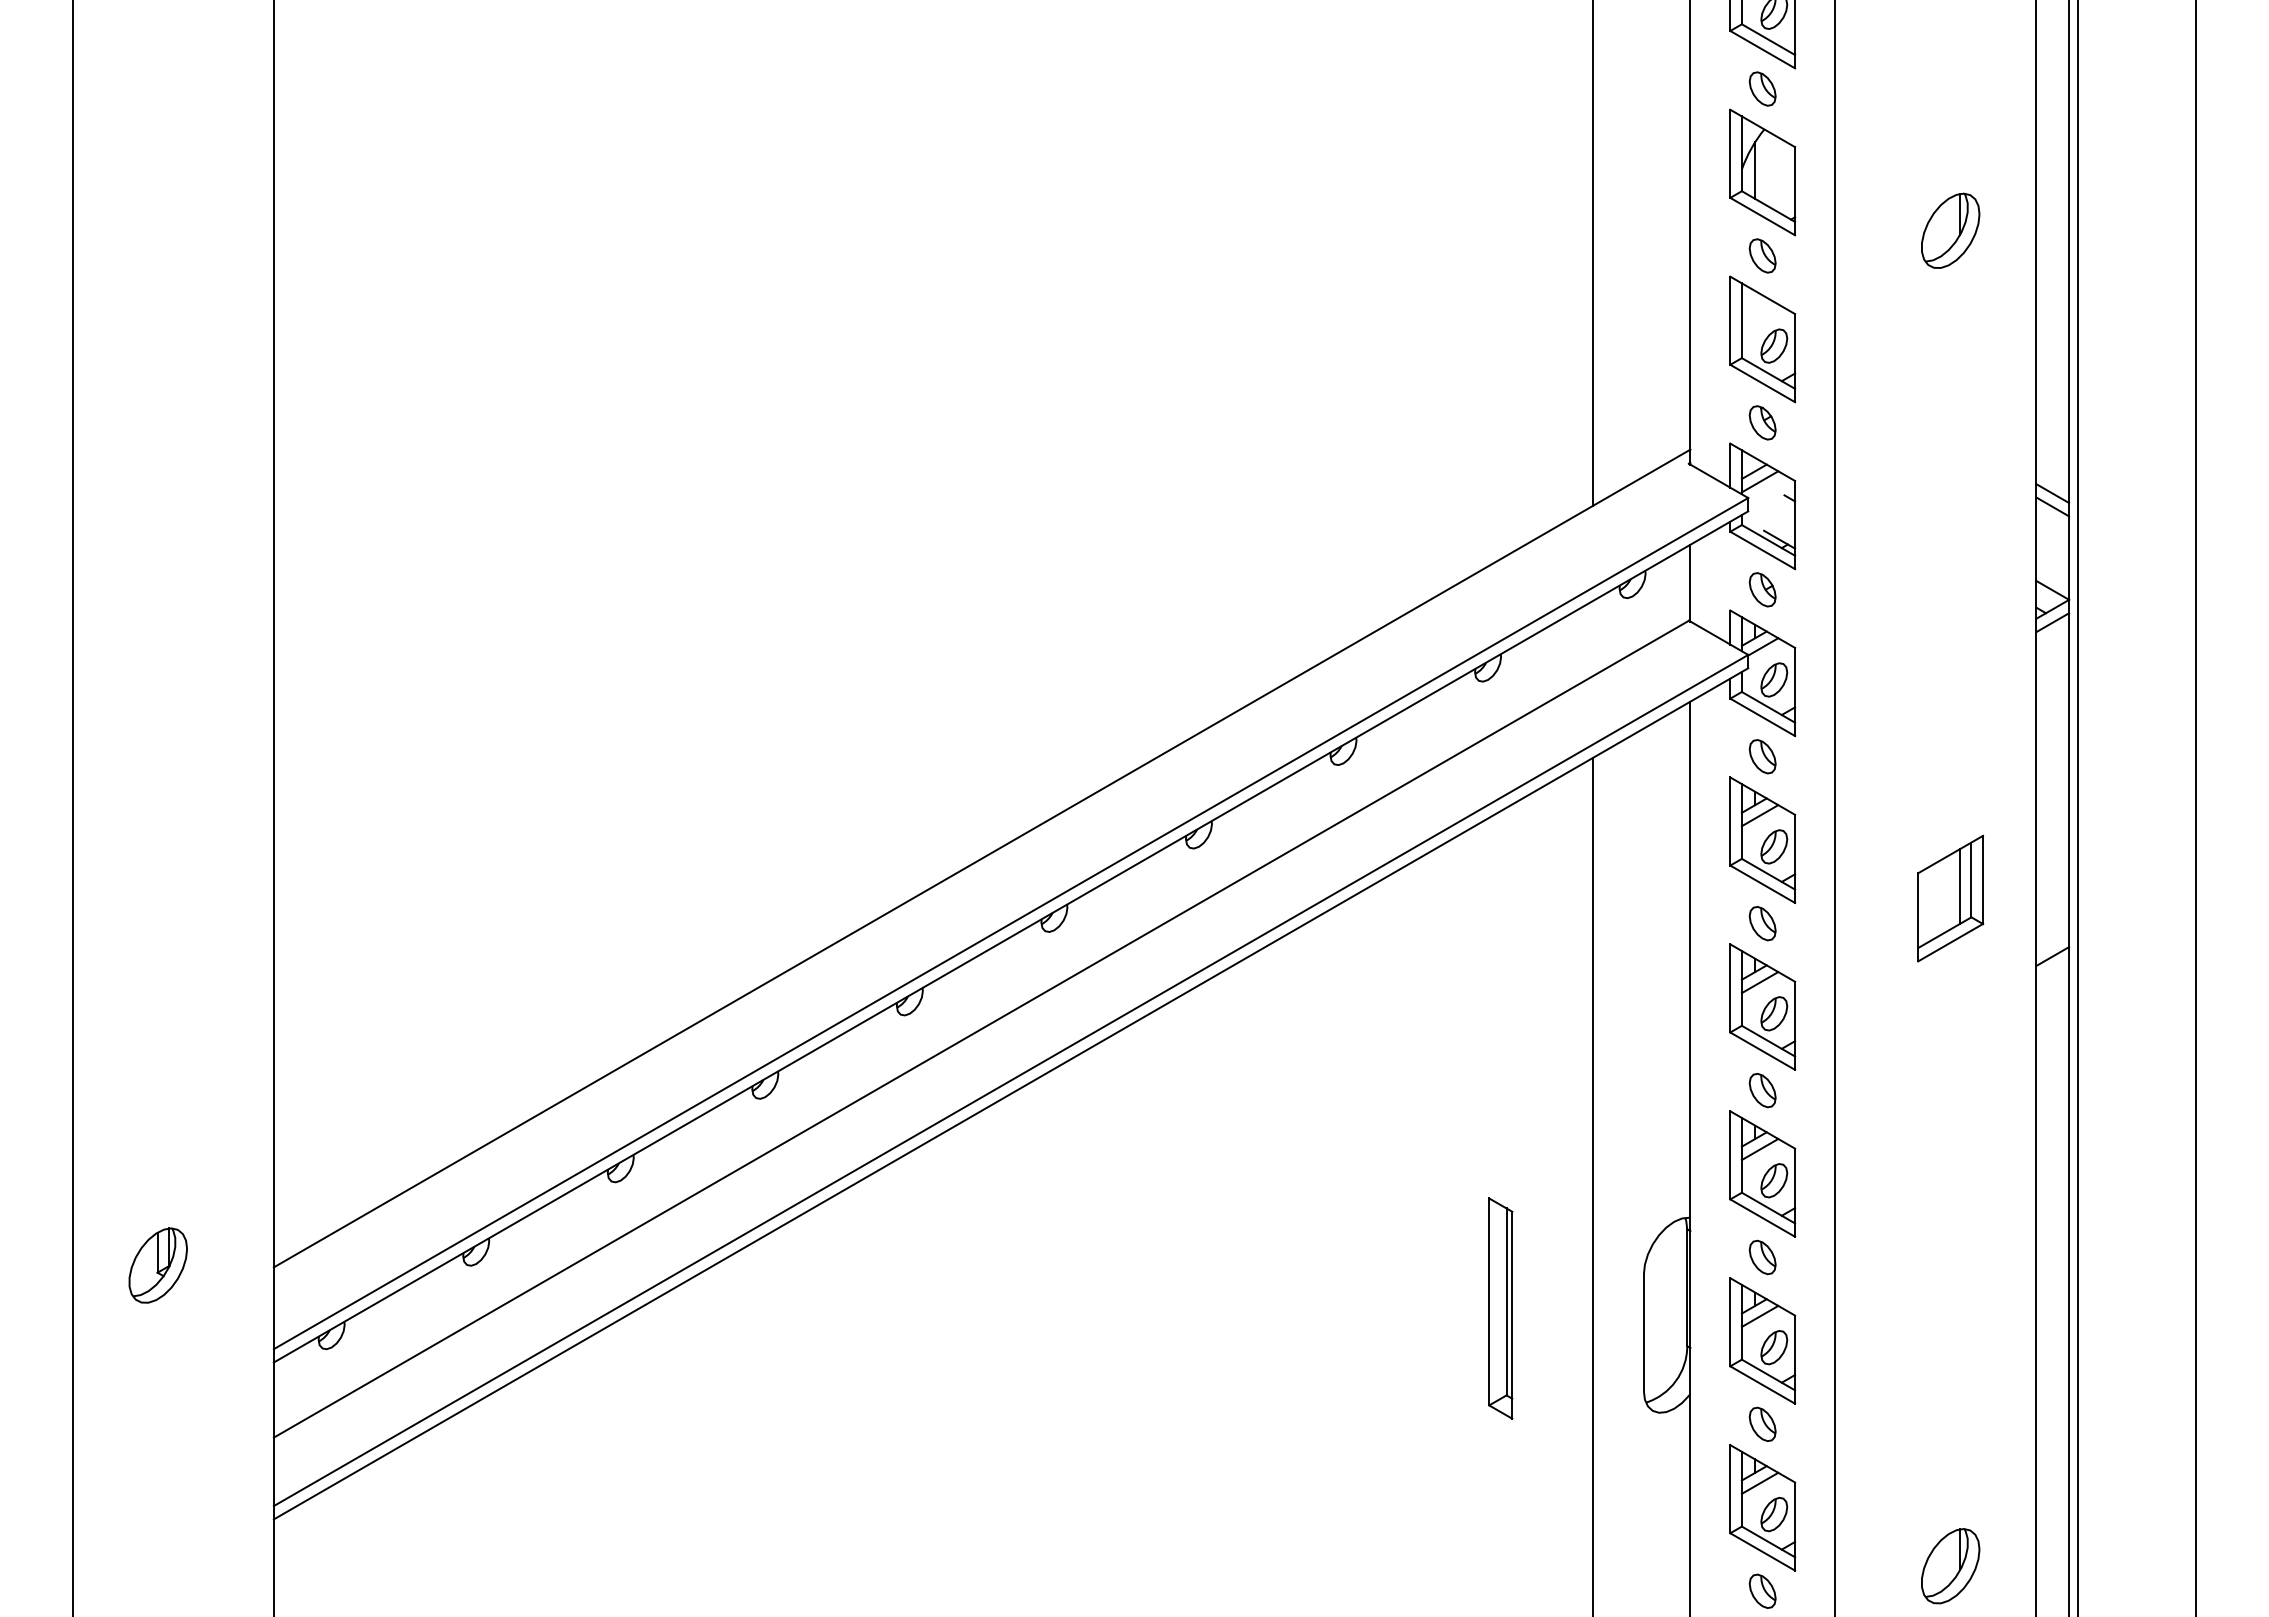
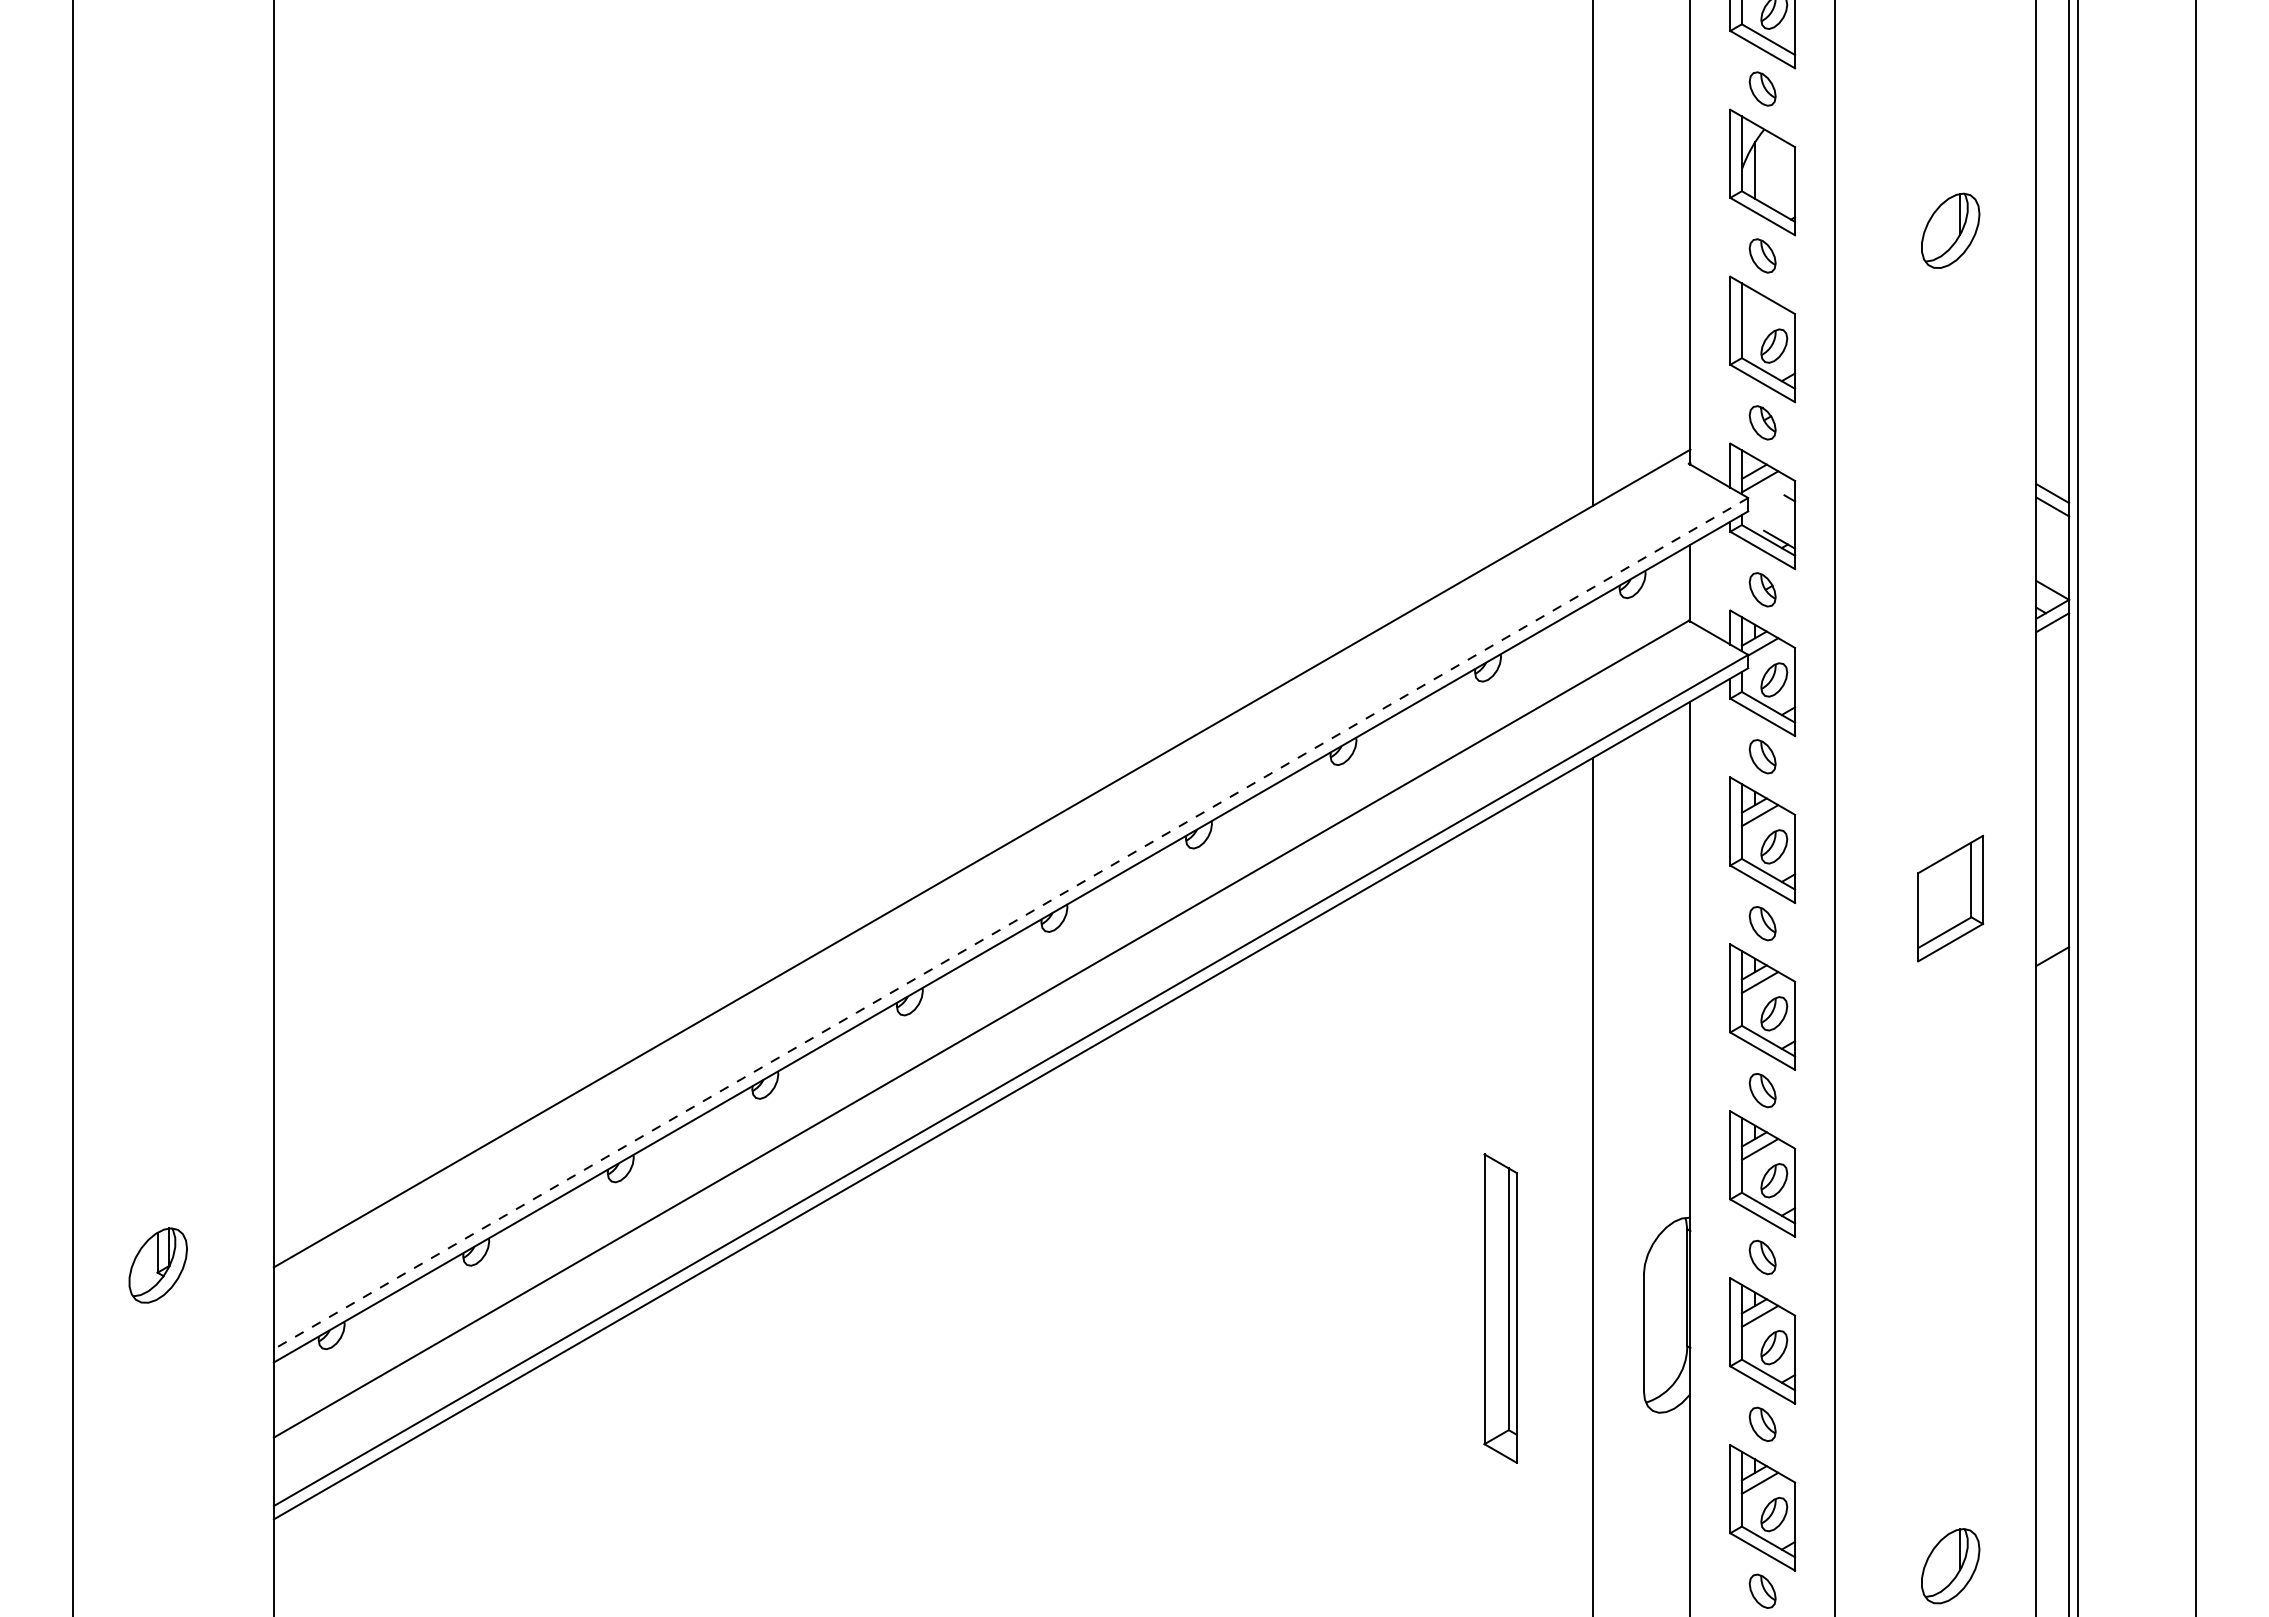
line: present -> none (1960, 885)
line: solid -> dashed (1010, 923)
part size: 26x223 px -> 35x311 px (1500, 1308)
